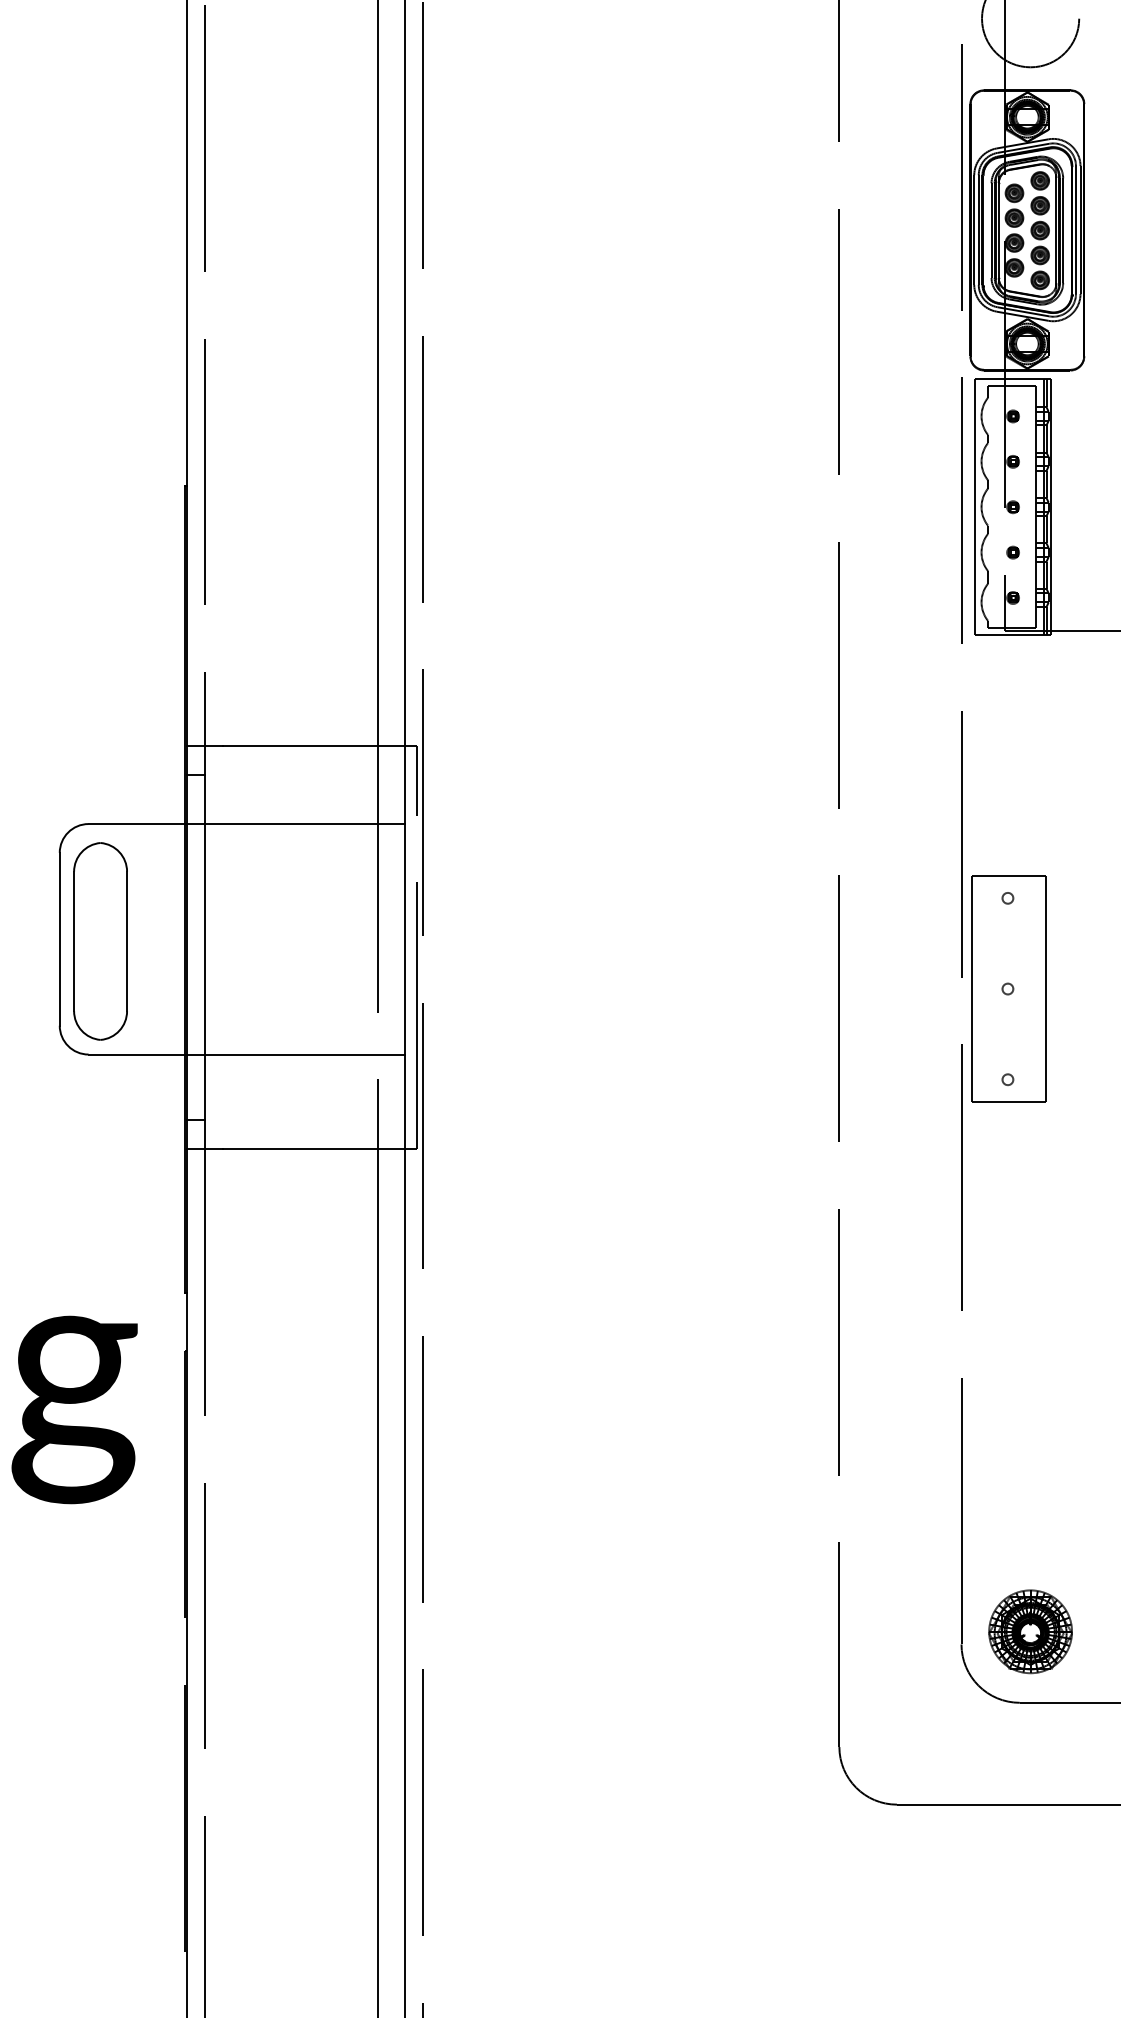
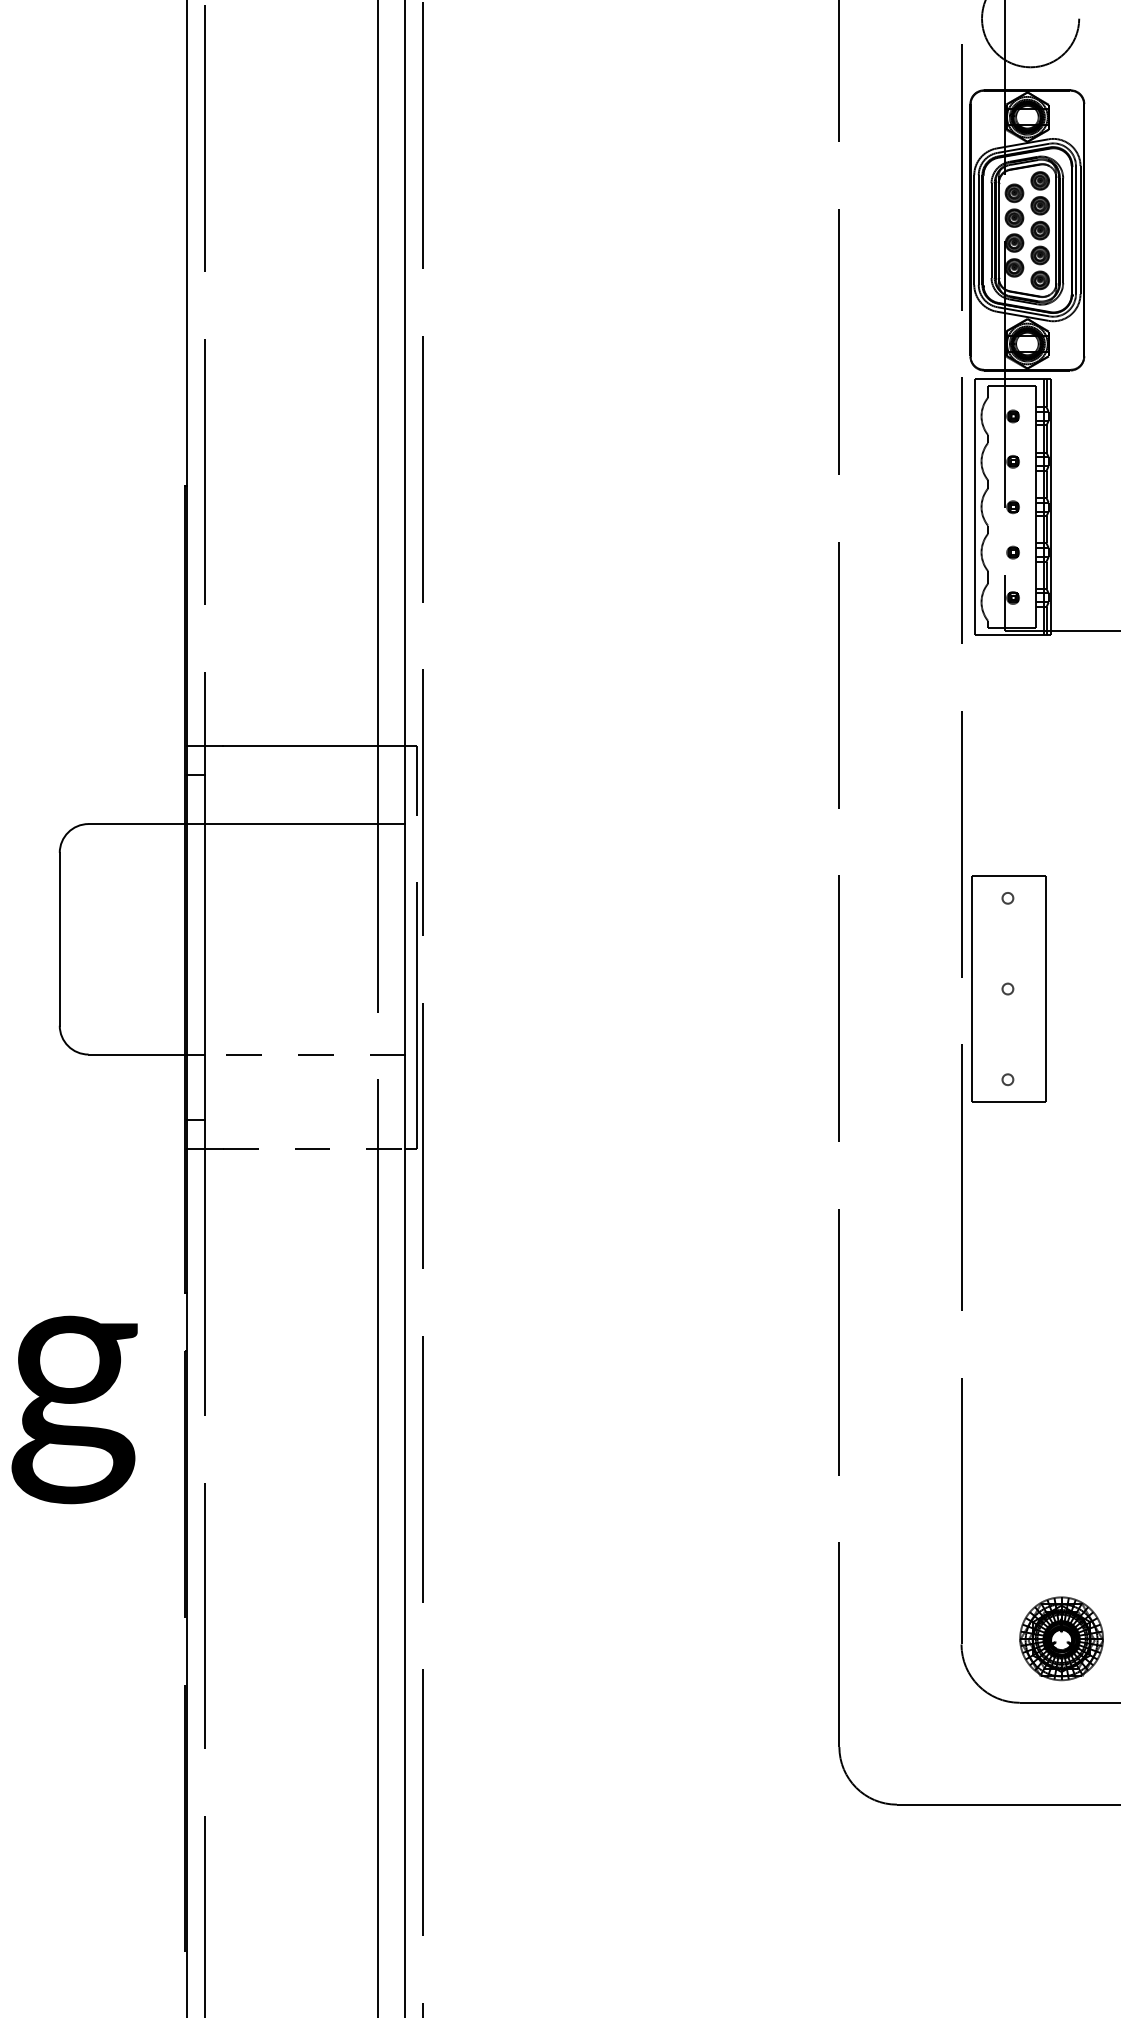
part: present -> none (100, 941)
line: solid -> dashed (304, 1054)
line: solid -> dashed (314, 1149)
part position: (1030, 1631) -> (1061, 1638) (1061, 1638)
